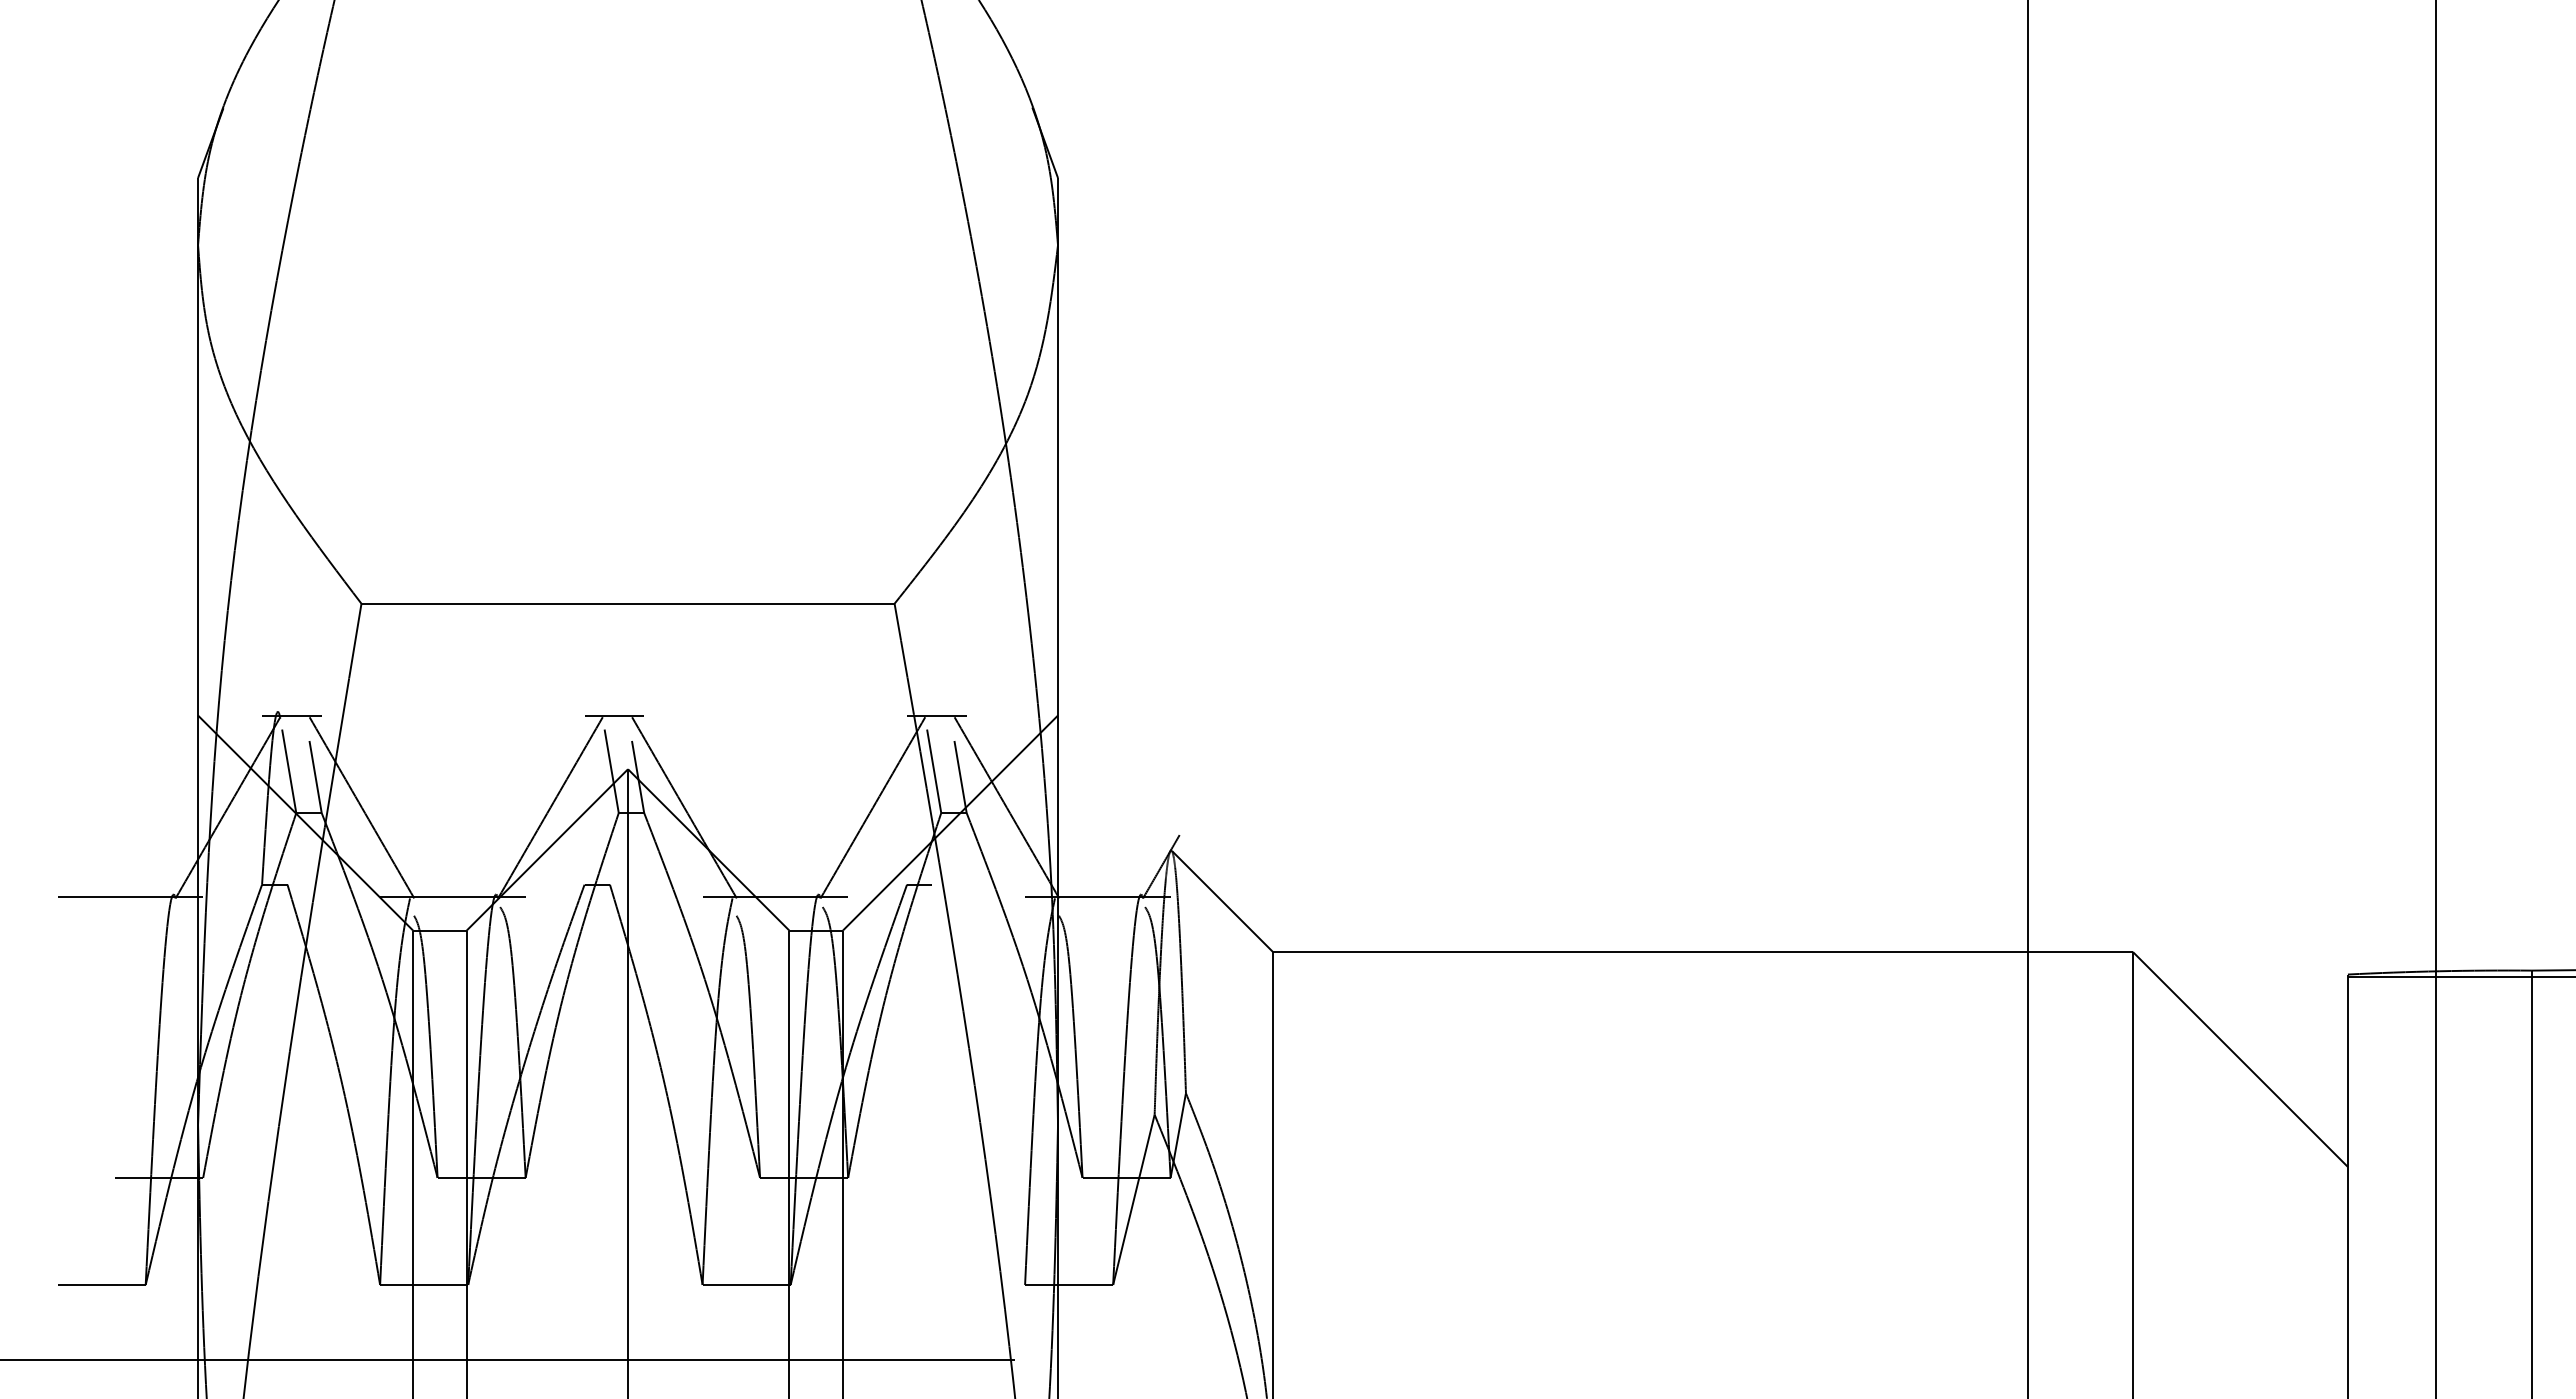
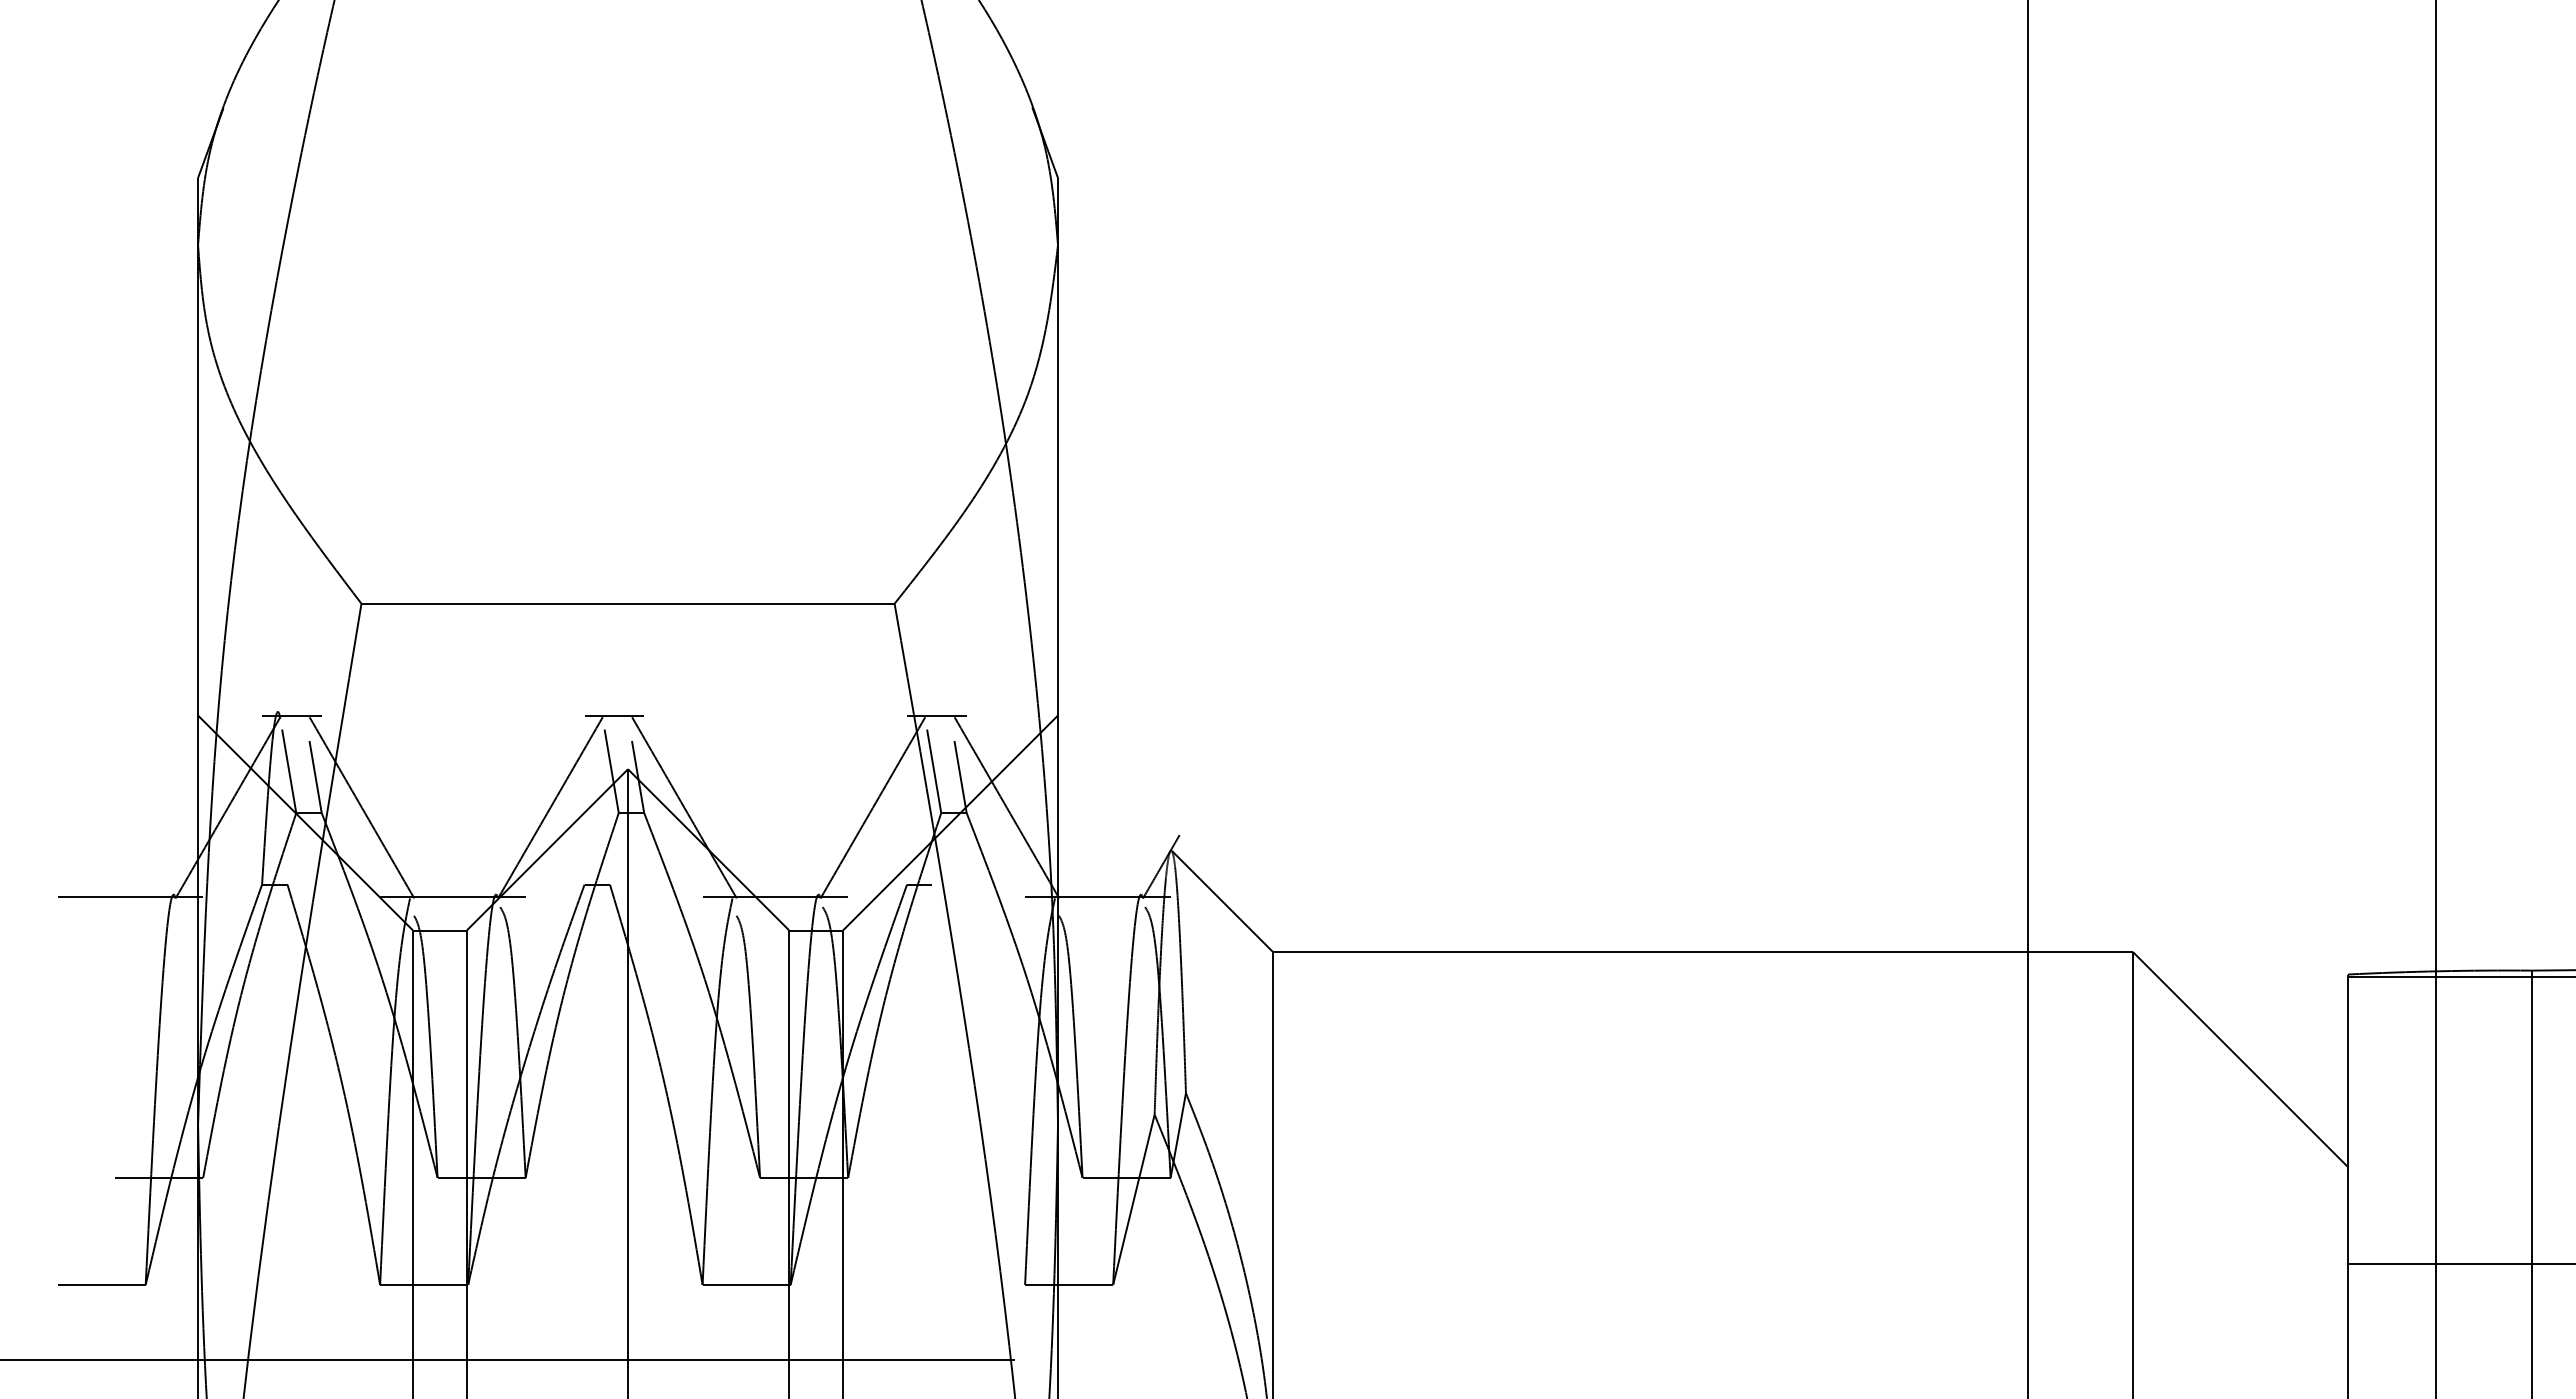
line: none -> present (2459, 1263)
